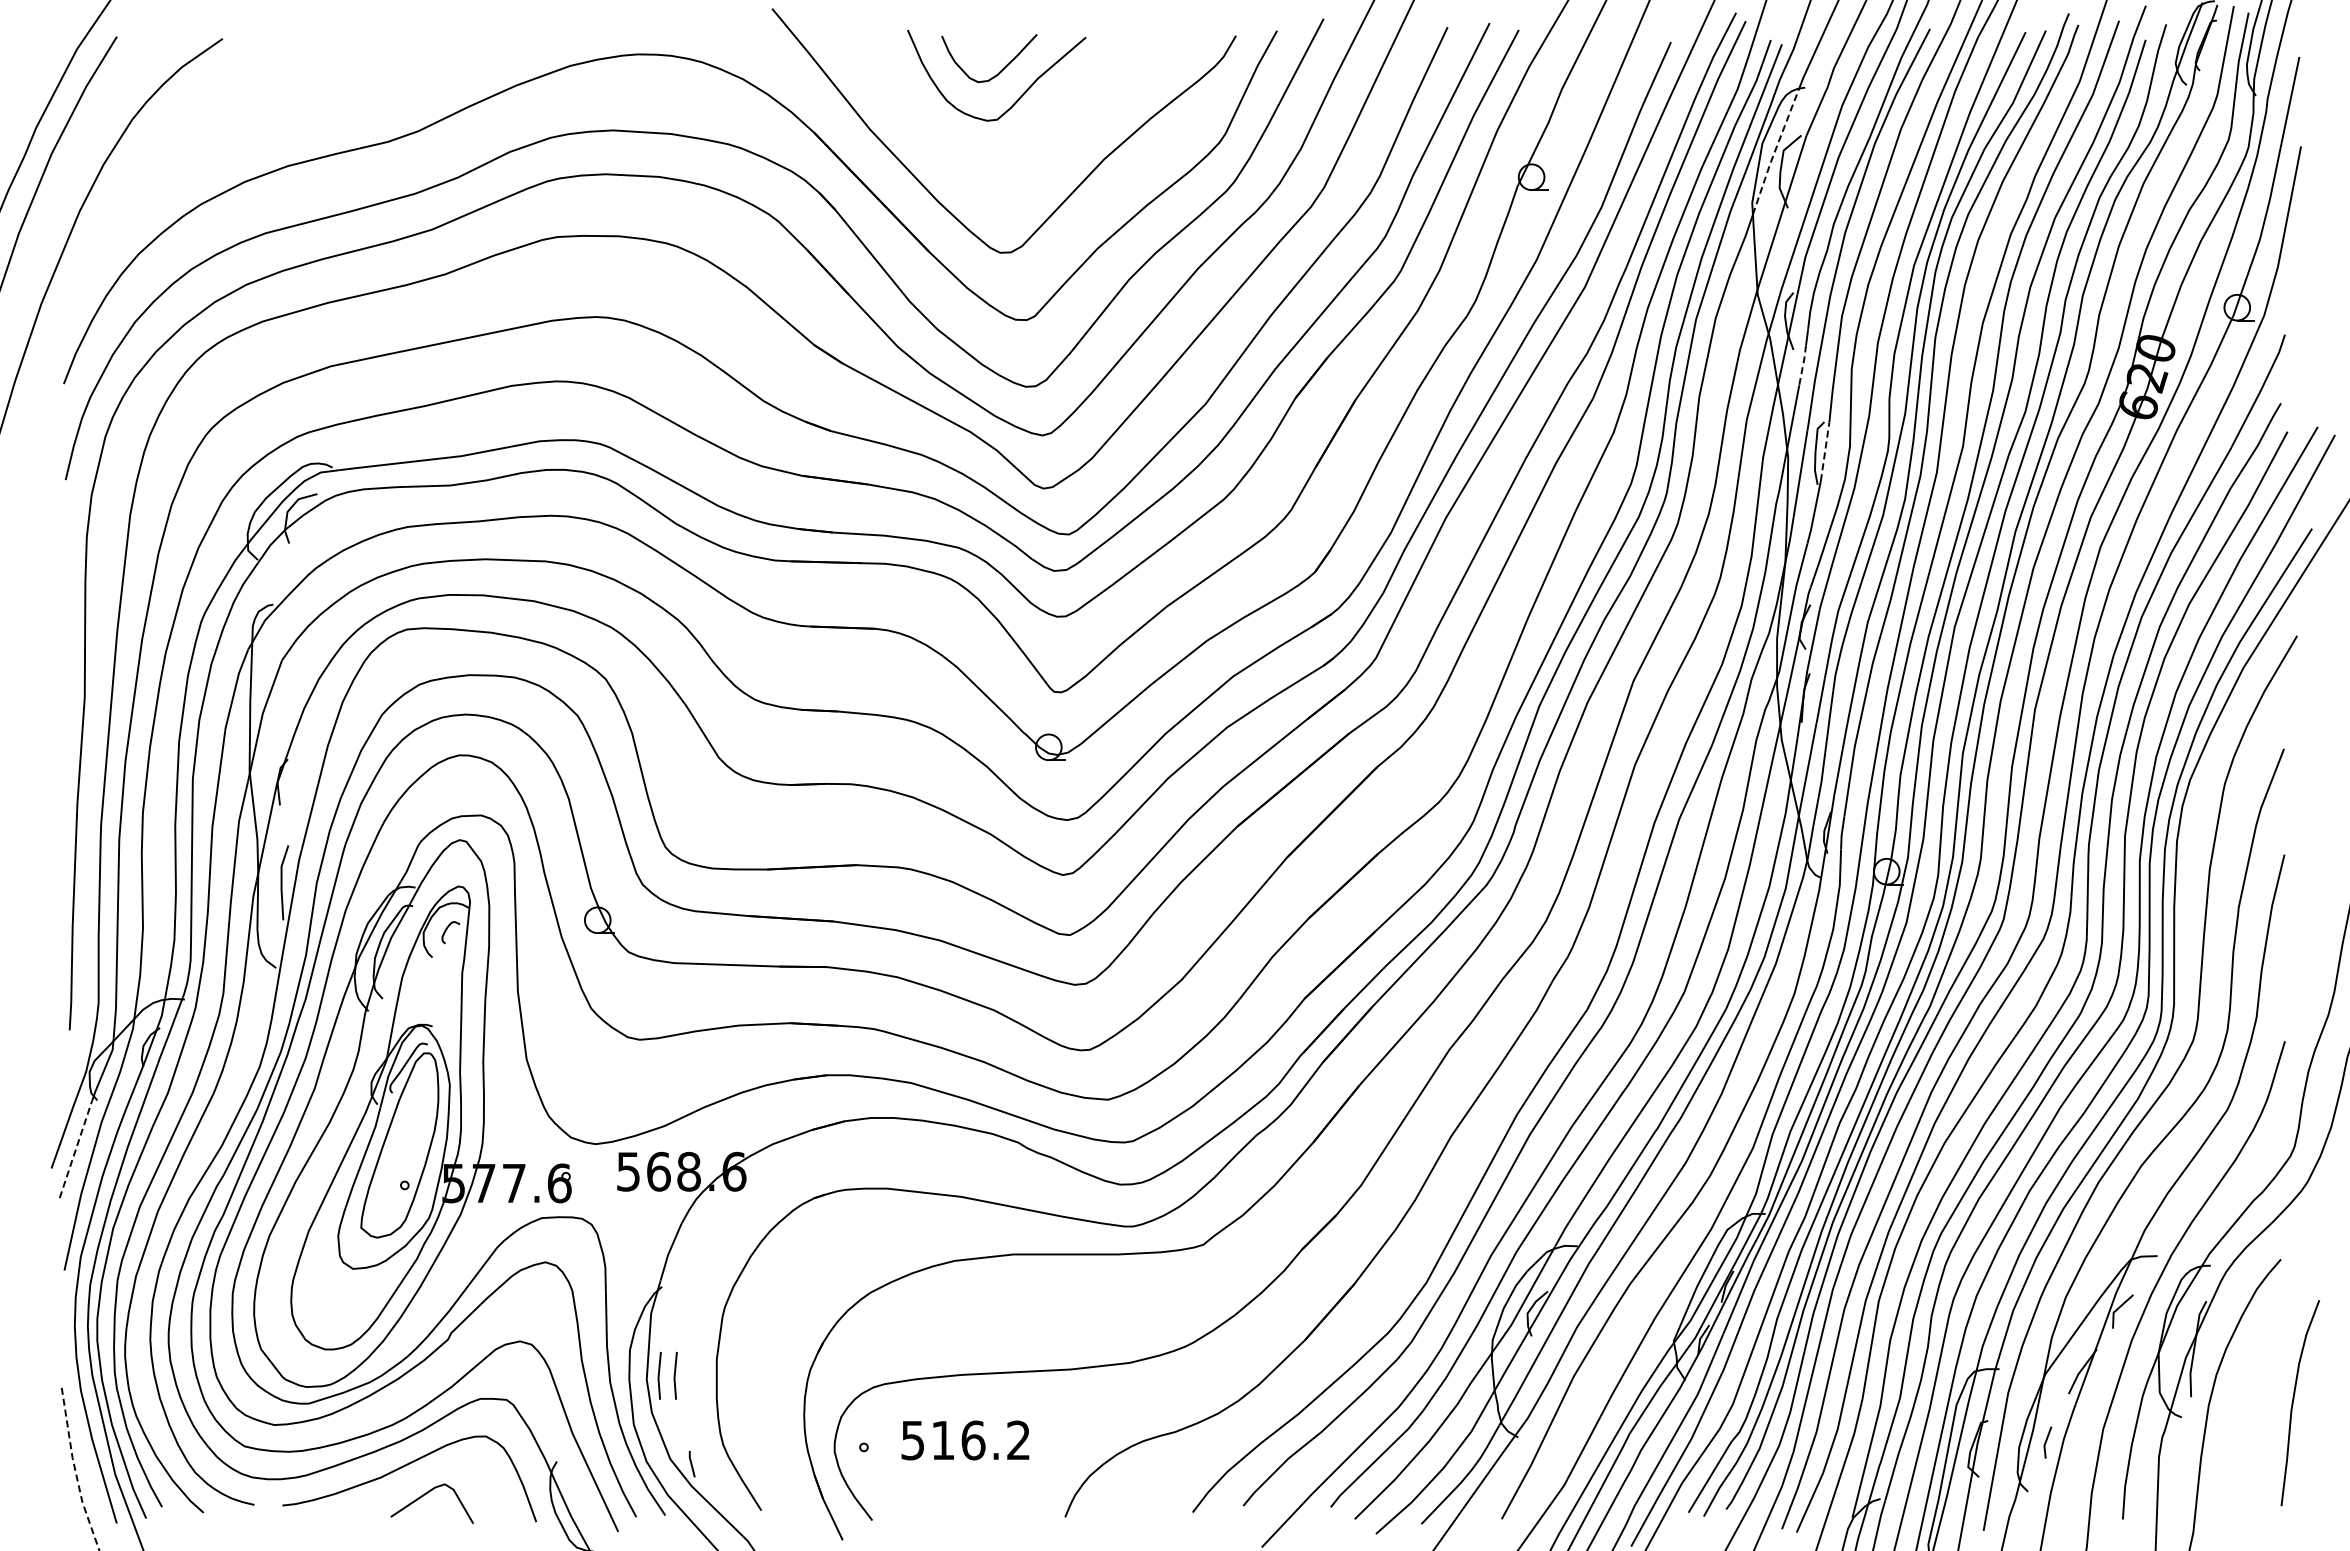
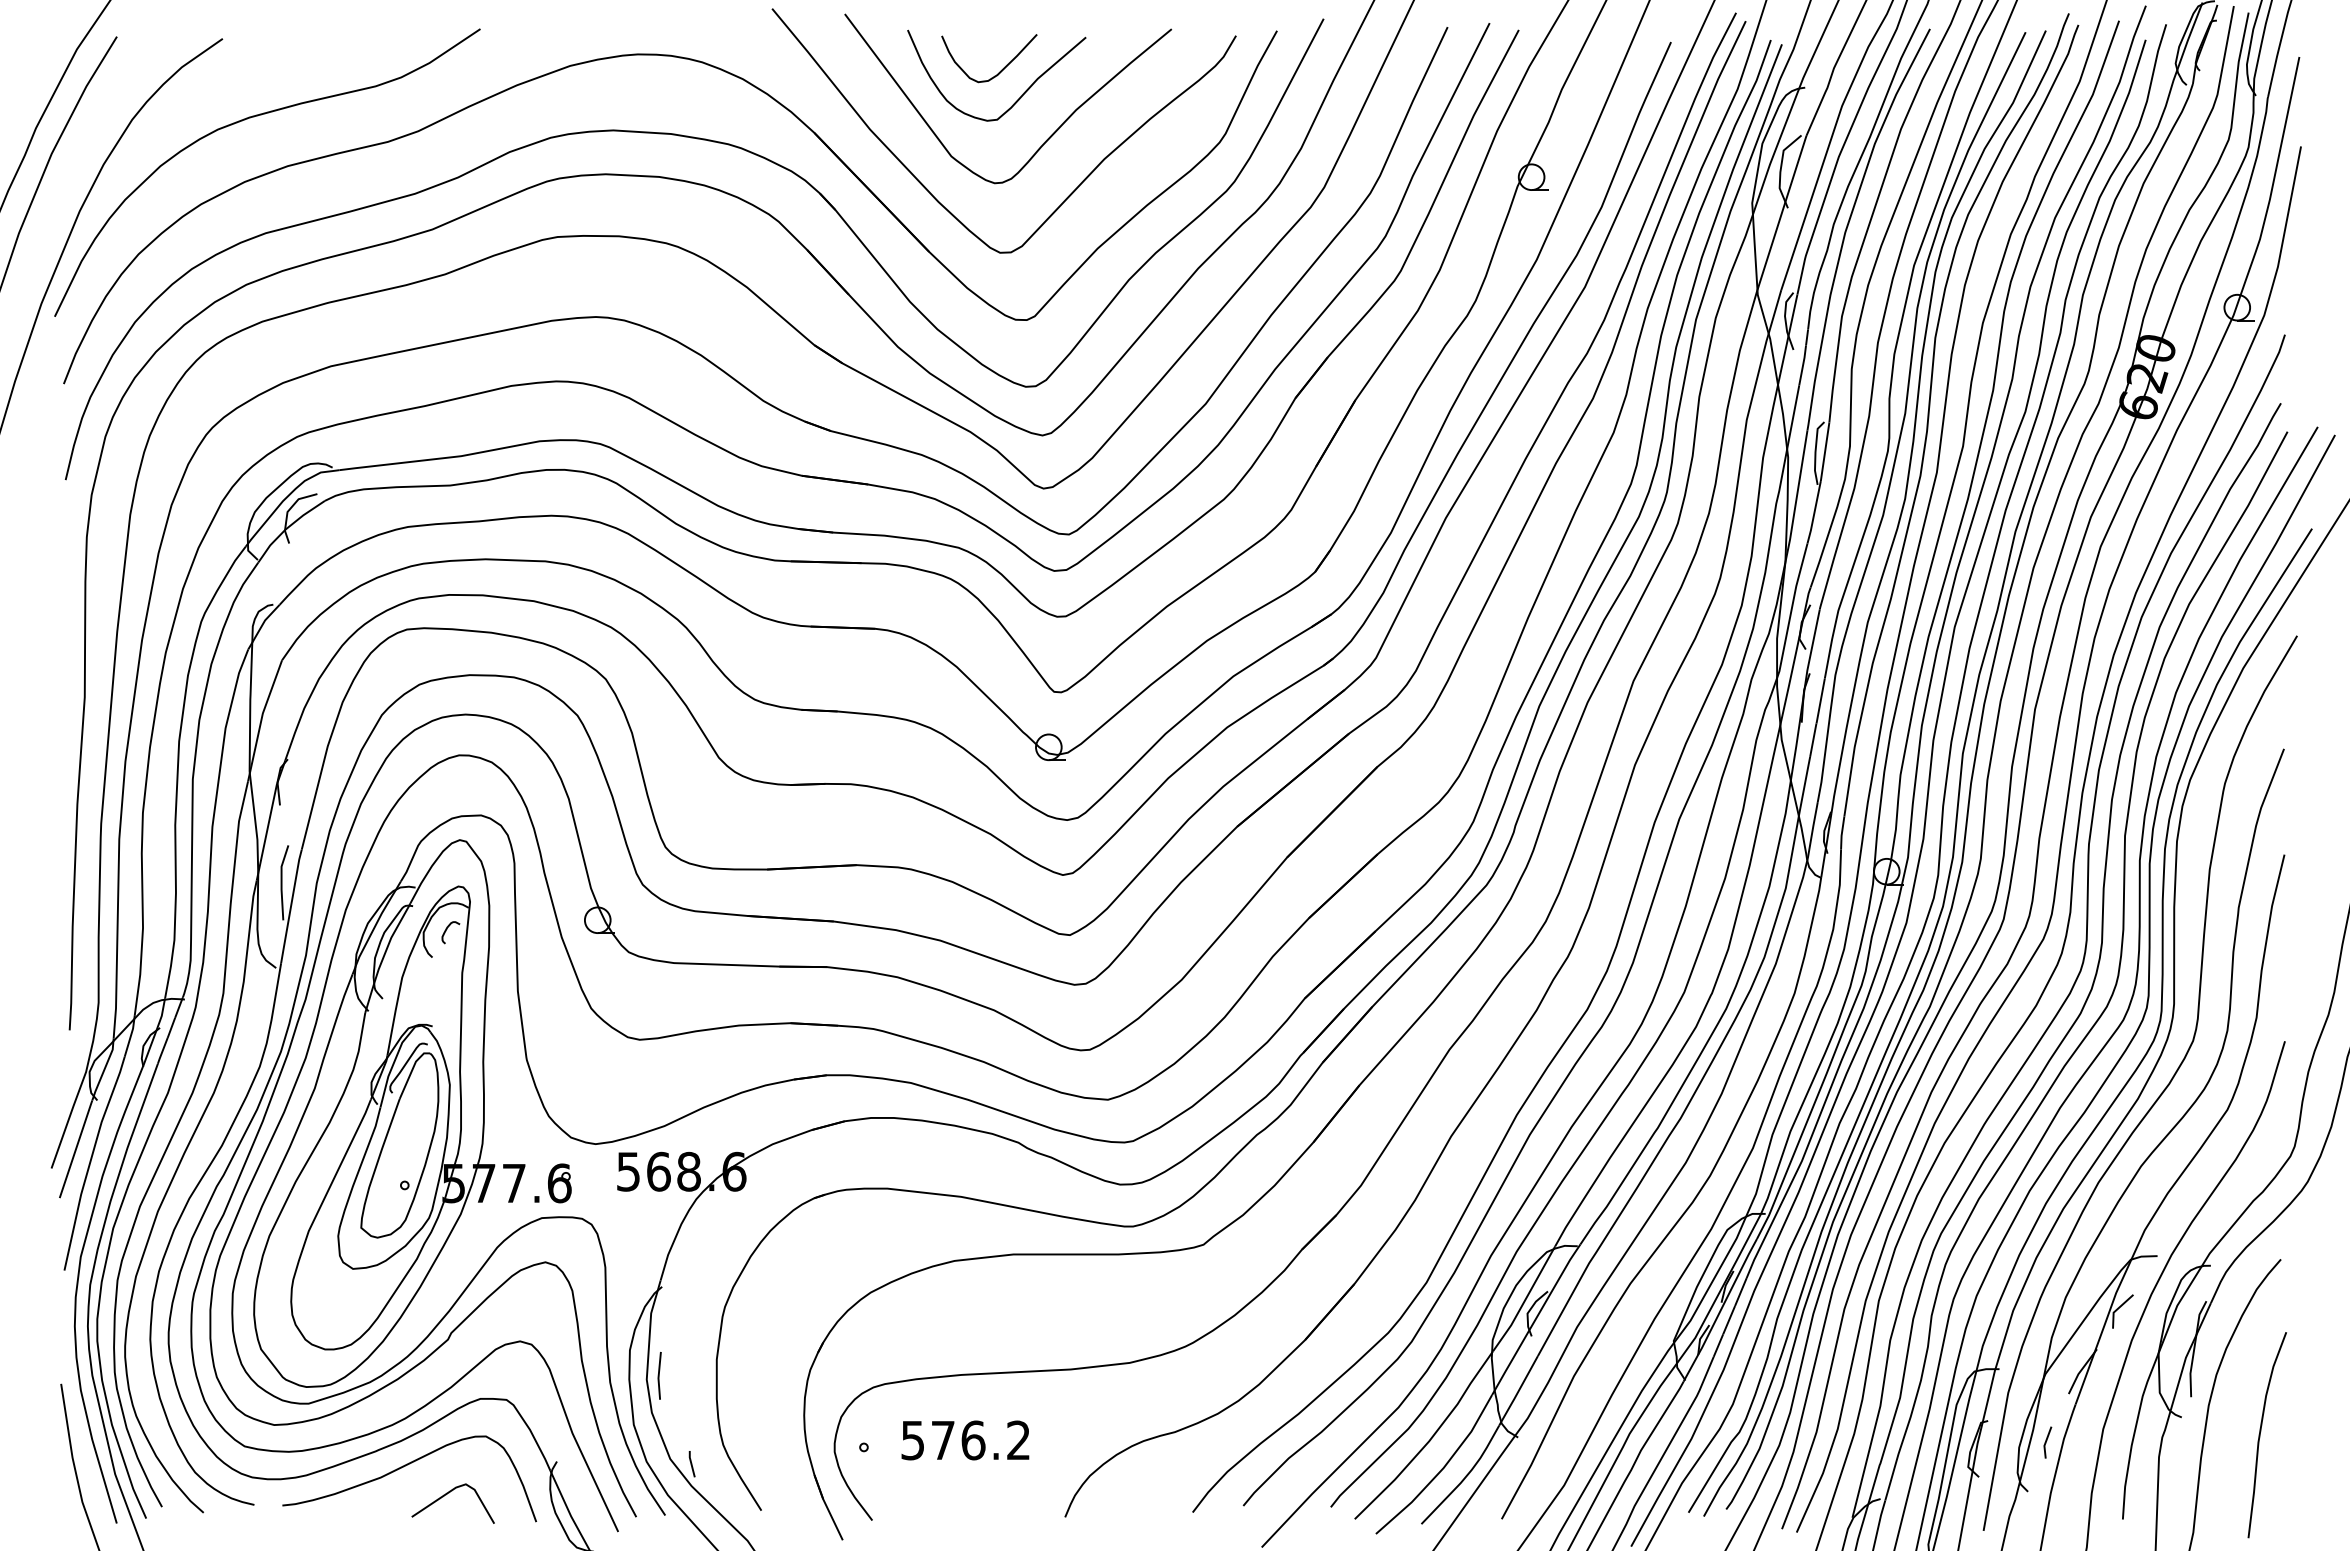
curve: none -> present (245, 120)
curve: none -> present (1048, 137)
line: dashed -> solid (1775, 150)
line: dashed -> solid (1803, 365)
line: dashed -> solid (1825, 451)
line: dashed -> solid (76, 1147)
line: present -> none (675, 1375)
curve position: (2293, 1403) -> (2260, 1435) (2260, 1435)
text: 516.2 -> 576.2 (943, 1440)
line: dashed -> solid (74, 1468)
line position: (425, 1495) -> (446, 1495) (446, 1495)
